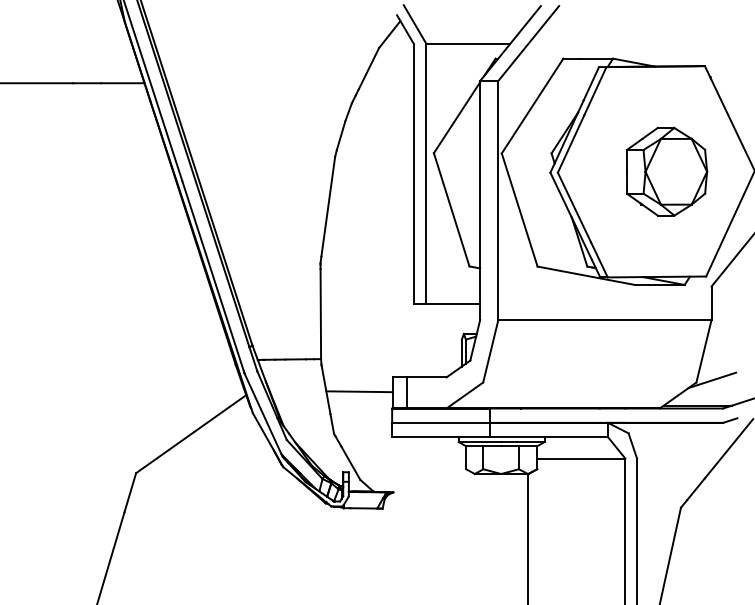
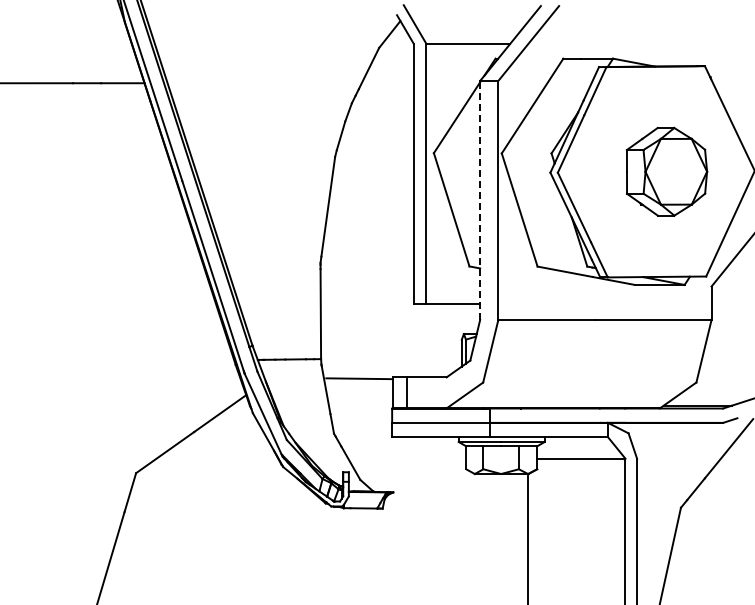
line: solid -> dashed (480, 200)
line: present -> none (712, 380)
line position: (359, 391) -> (359, 378) (359, 378)
